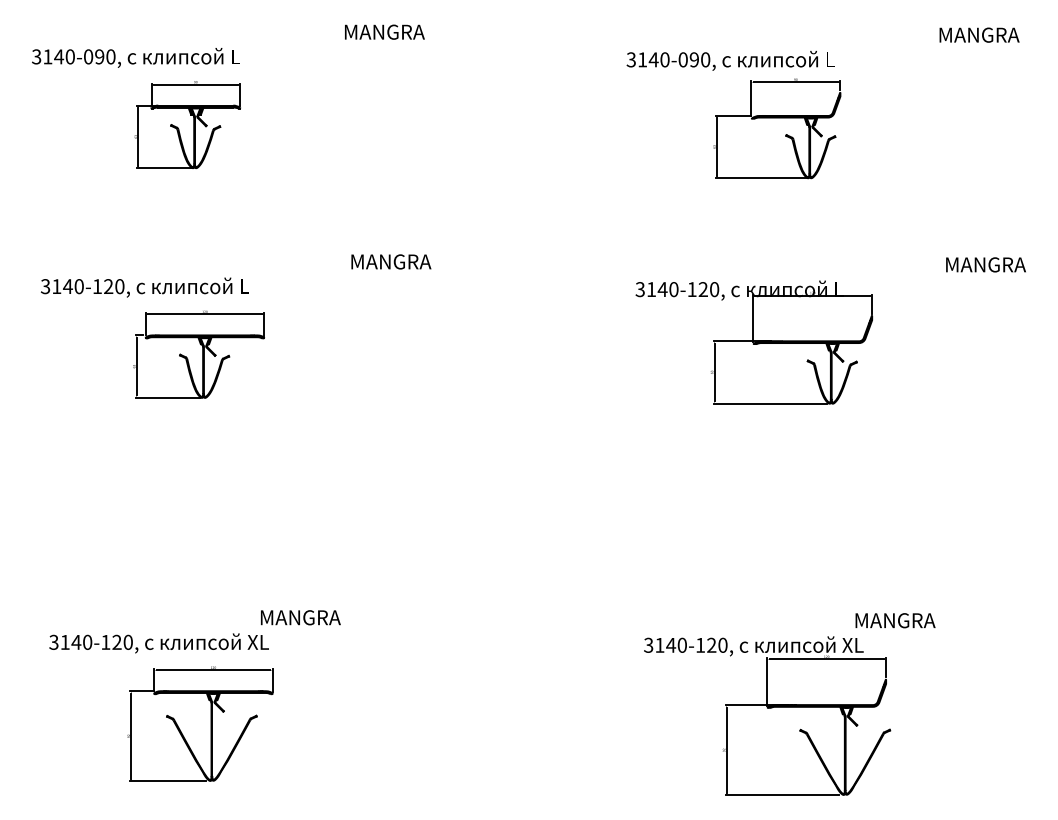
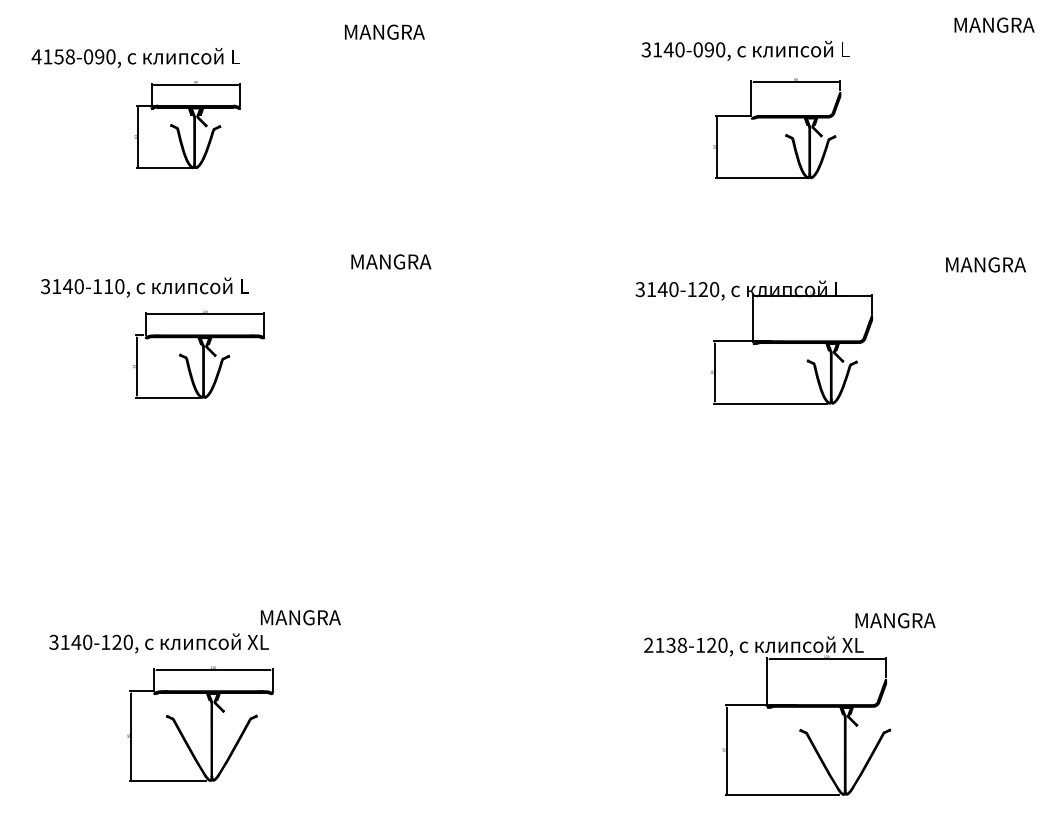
text position: (822, 48) -> (837, 38) (837, 38)
text: 3140-090, -> 4158-090, (52, 56)
text: 3140-120, -> 3140-110, (108, 286)
text: 3140-120, -> 2138-120, (665, 644)
